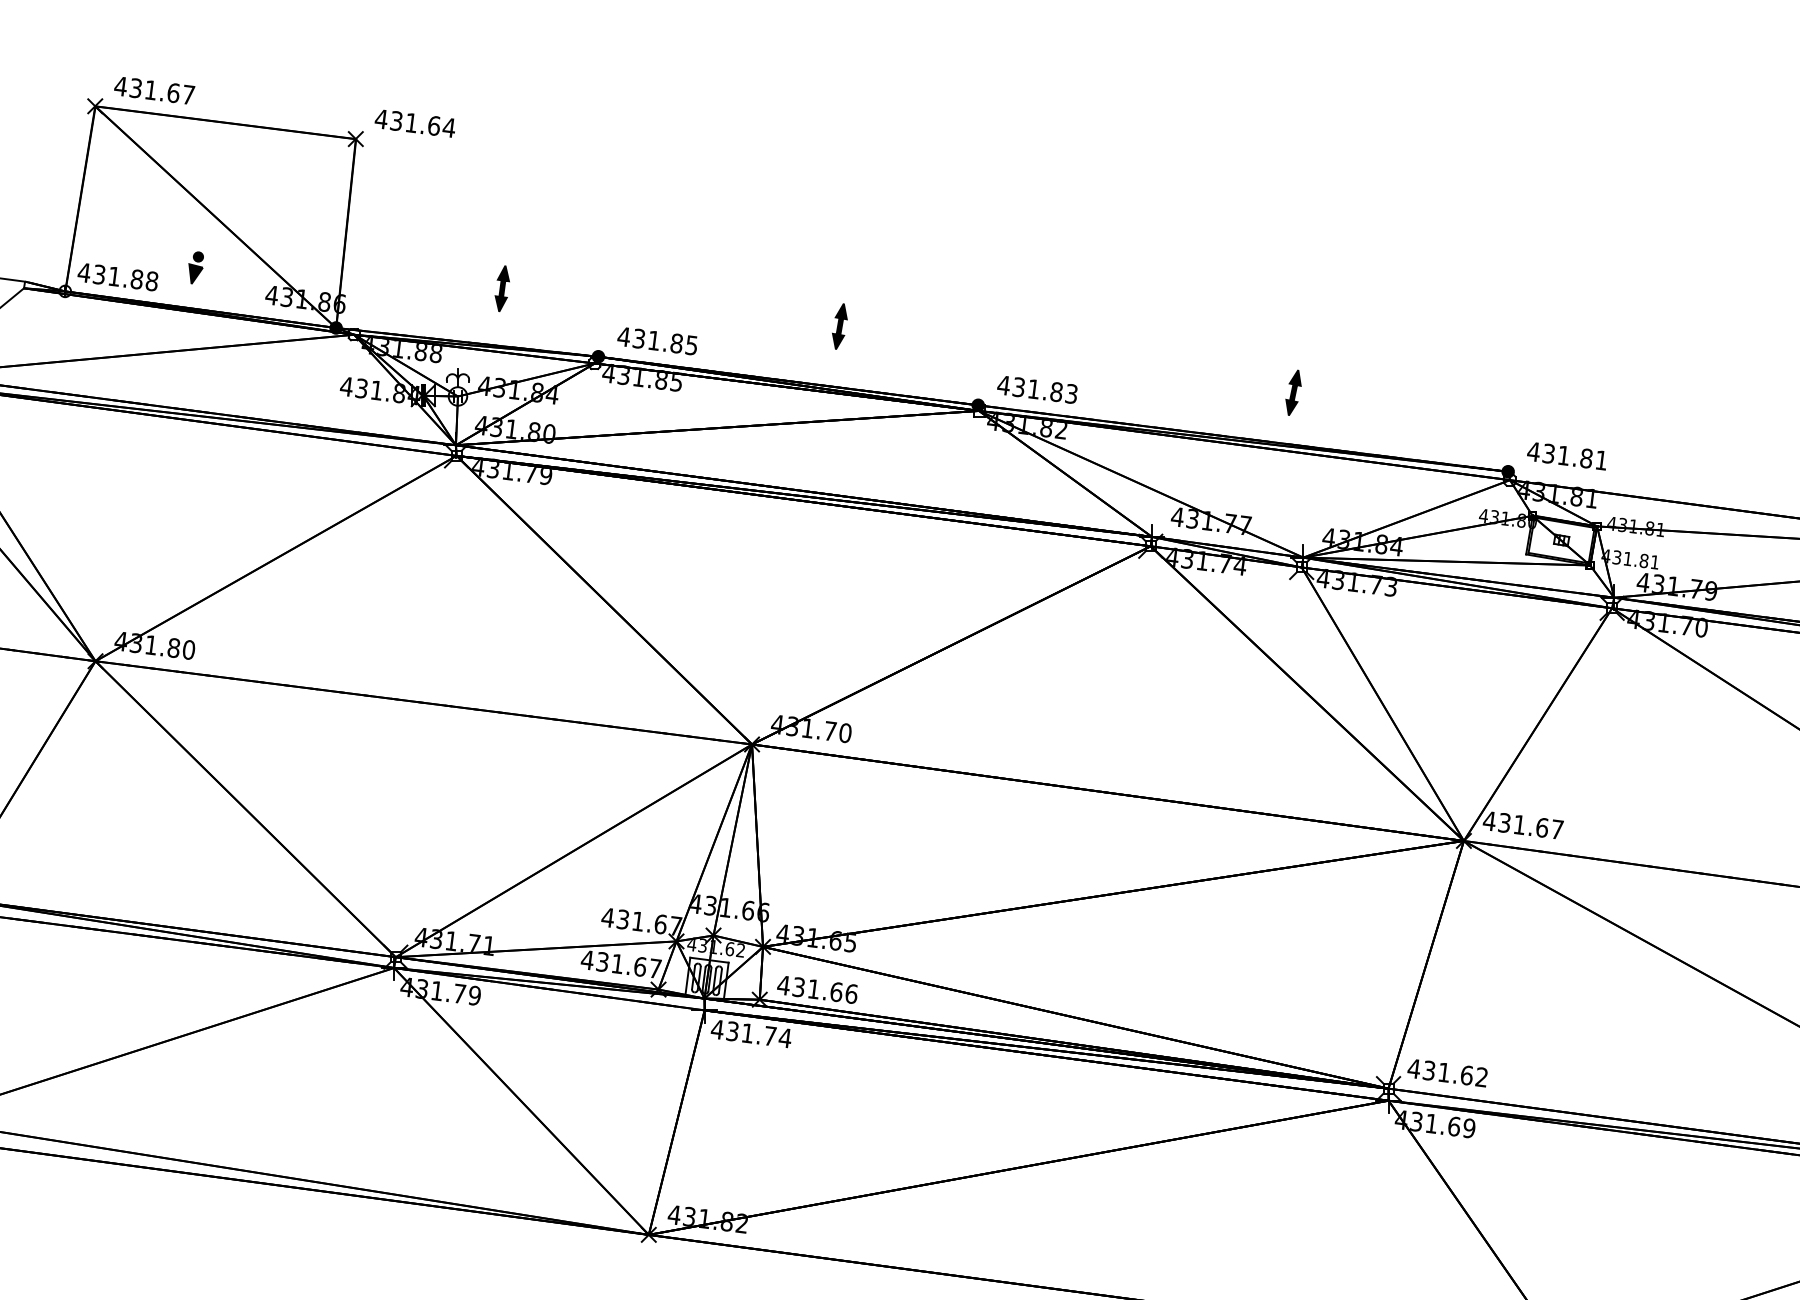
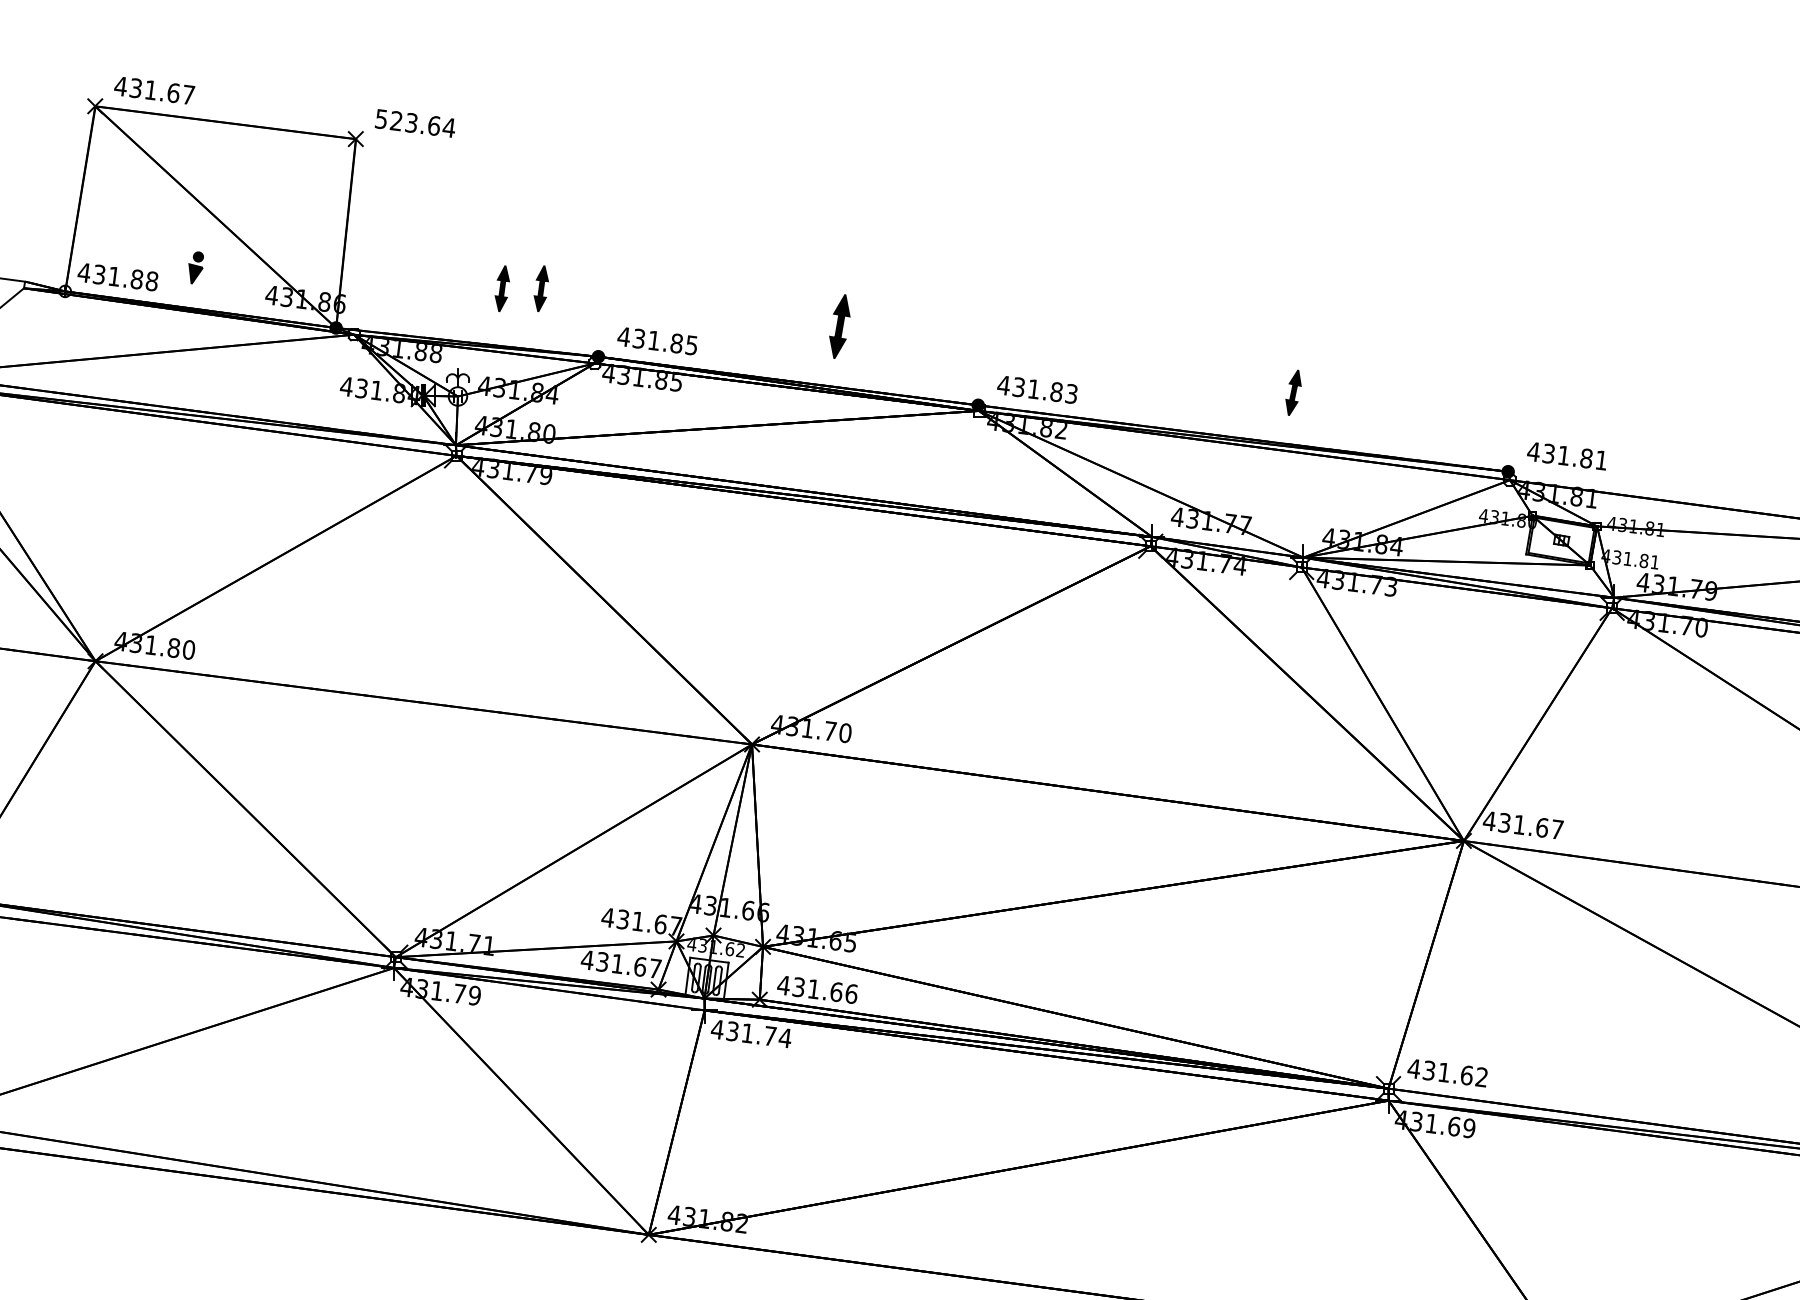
text: 431.64 -> 523.64 (395, 121)
part: none -> present (540, 288)
part size: 16x47 px -> 22x65 px (839, 326)
